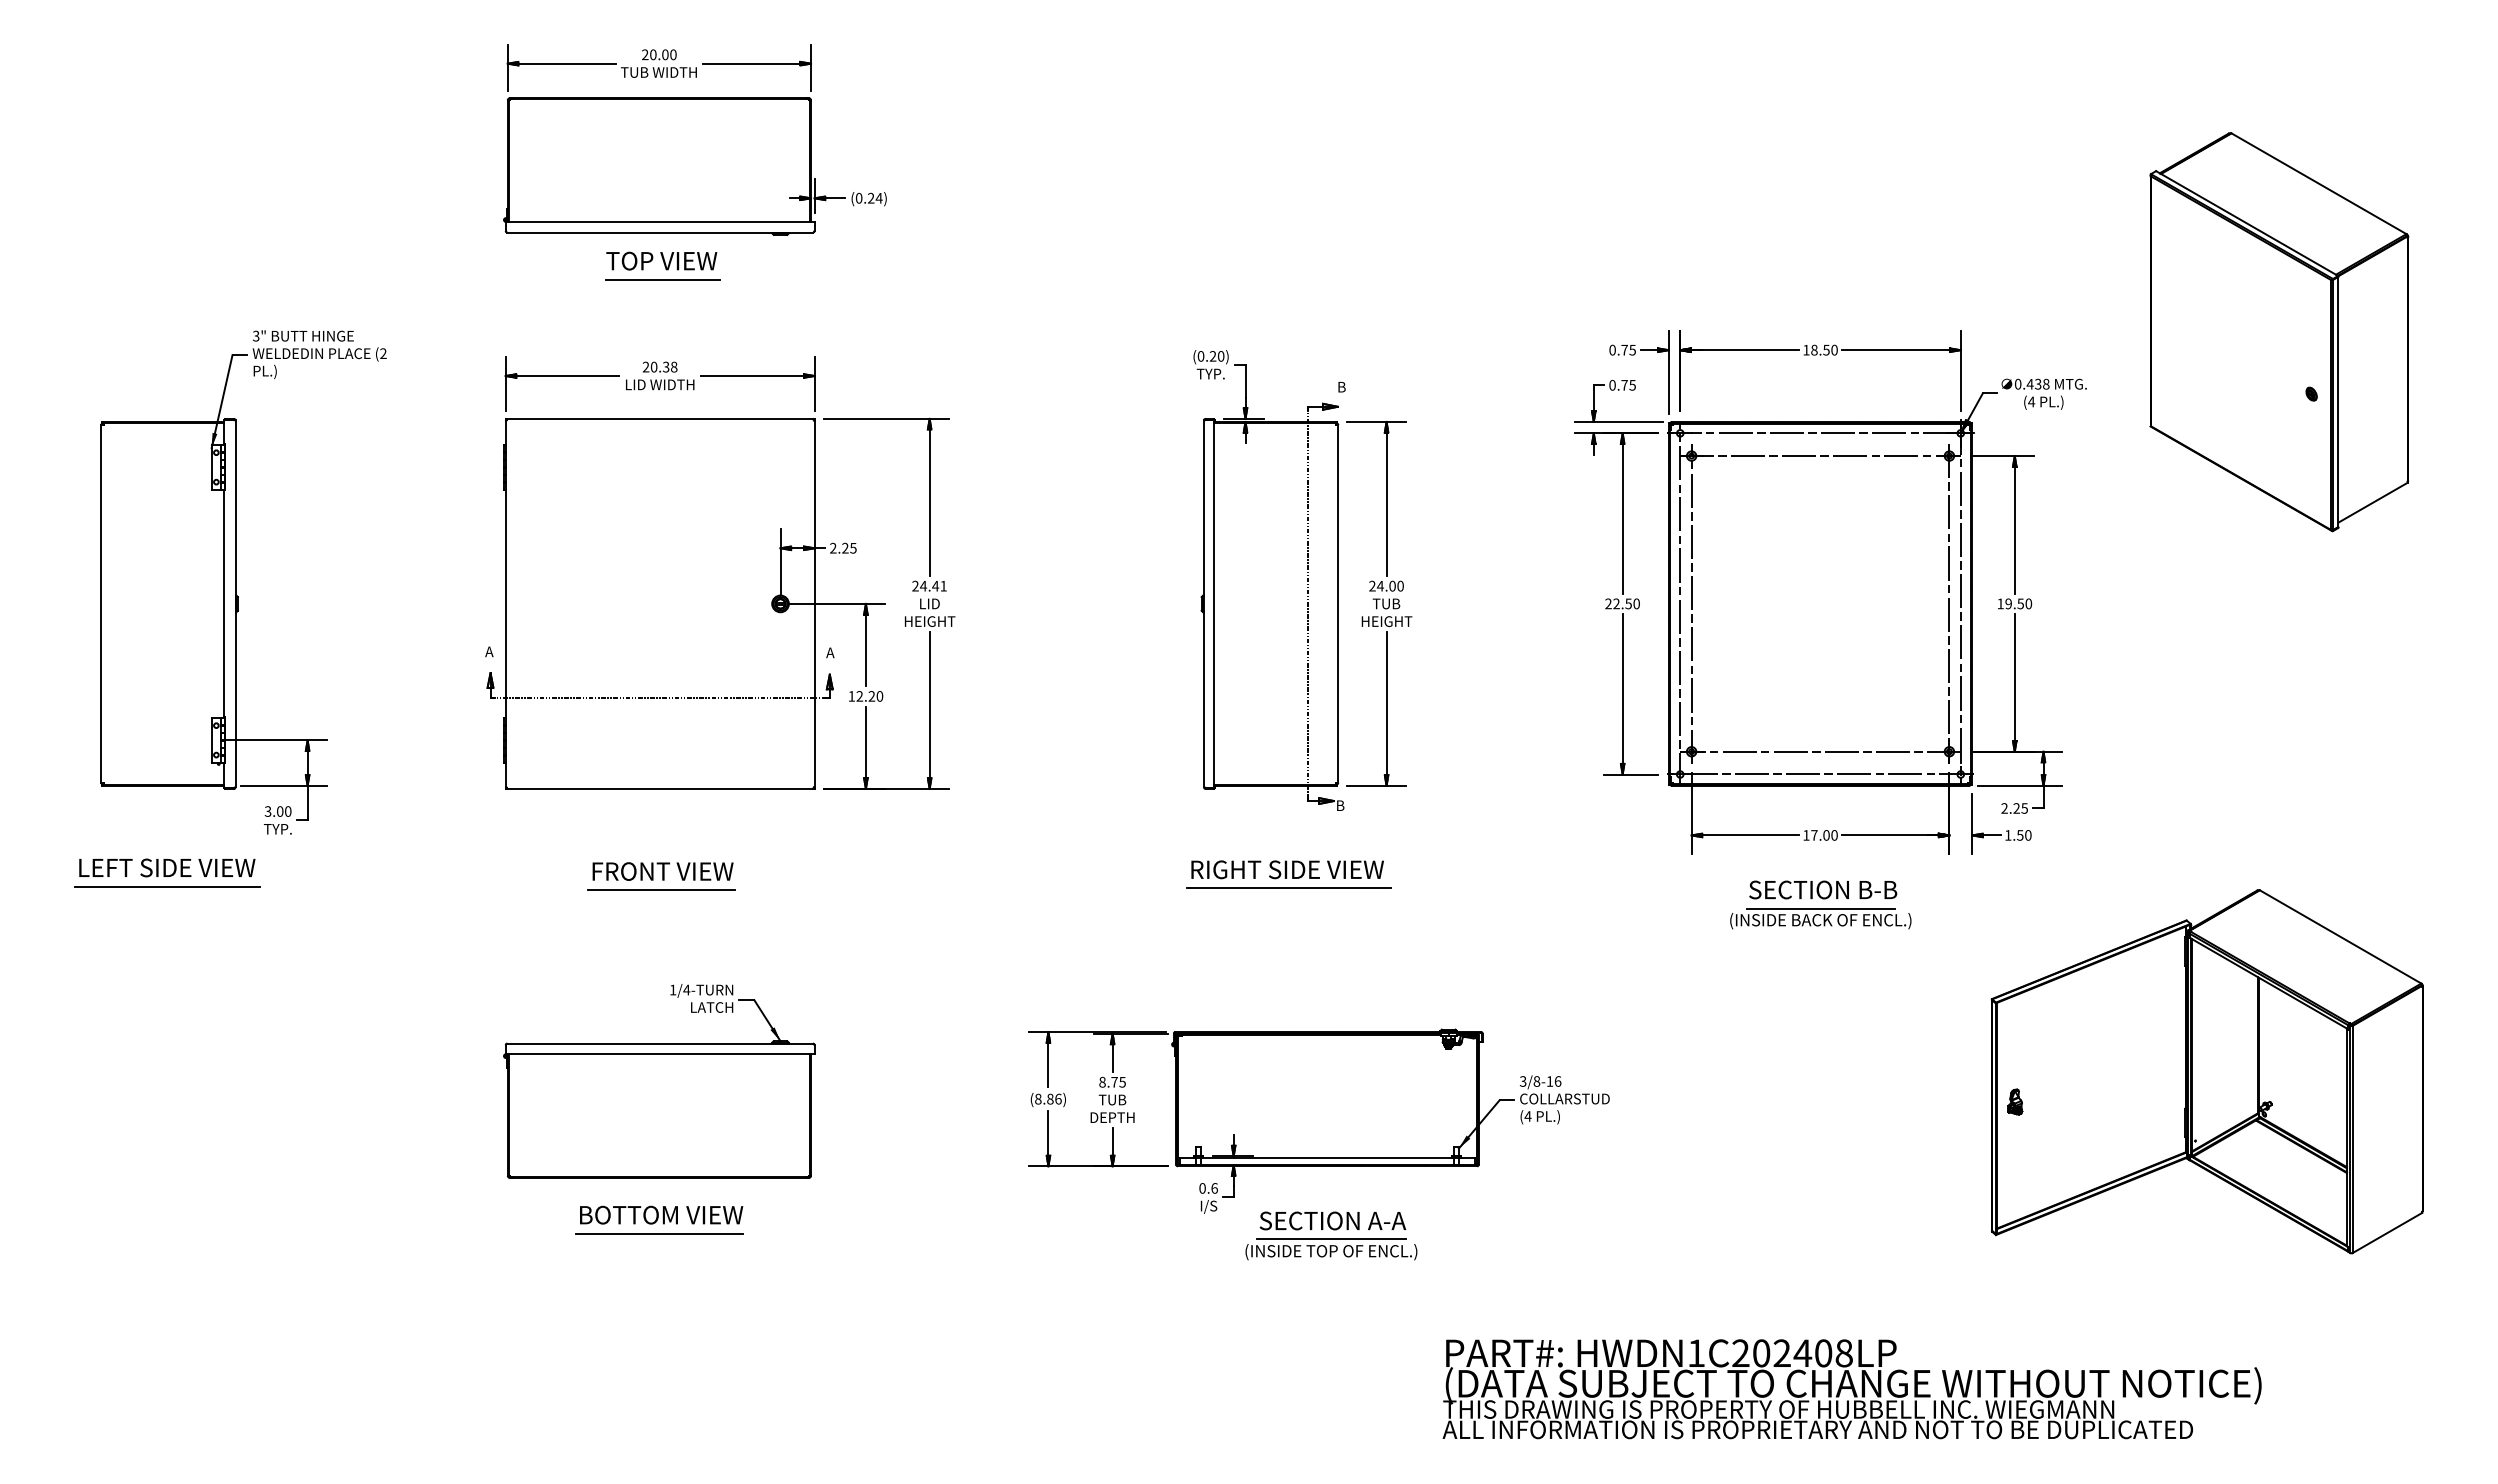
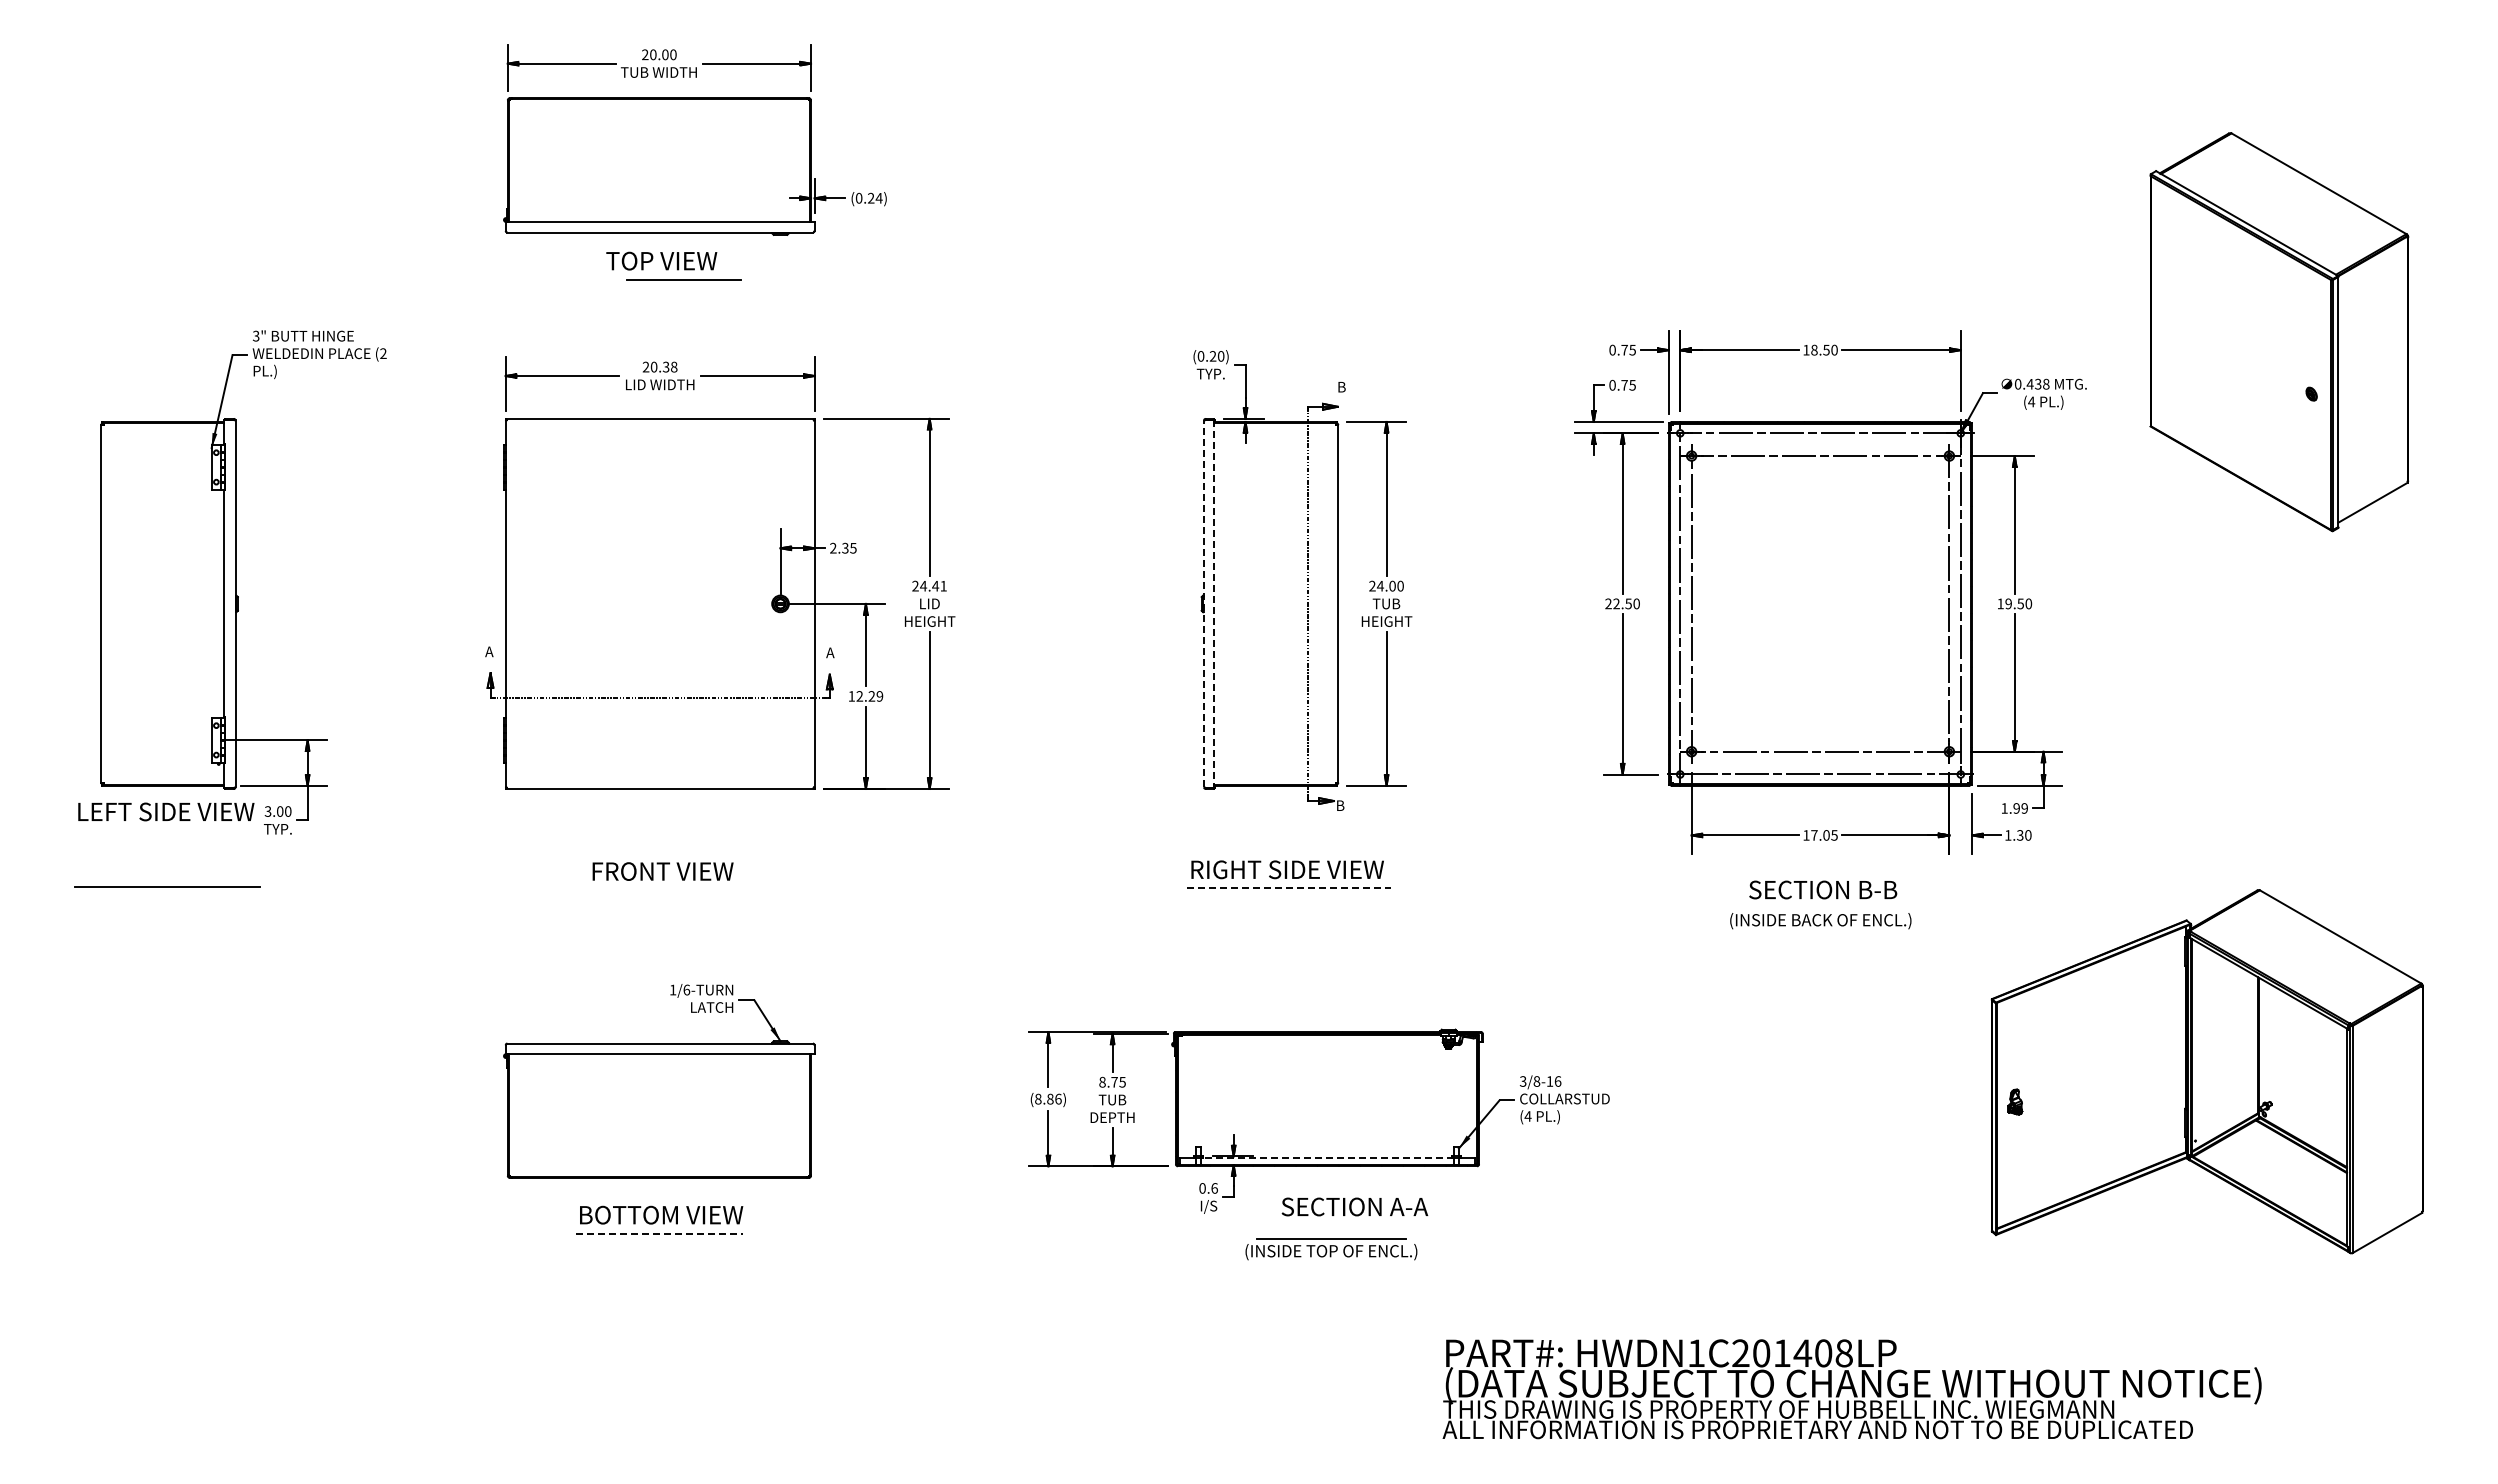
line position: (662, 279) -> (683, 279) (683, 279)
text: 2.25 -> 2.35 (845, 548)
line: solid -> dashed (1204, 603)
line: solid -> dashed (1214, 603)
text: 12.20 -> 12.29 (879, 696)
text: 2.25 -> 1.99 (2014, 808)
text: 1.50 -> 1.30 (2020, 834)
text: 17.00 -> 17.05 (1834, 835)
text position: (167, 867) -> (166, 811) (166, 811)
line: solid -> dashed (1289, 888)
line: present -> none (661, 889)
line: present -> none (1820, 908)
text: 1/4-TURN -> 1/6-TURN (686, 989)
line: solid -> dashed (1327, 1157)
text position: (1332, 1220) -> (1354, 1206) (1354, 1206)
line: solid -> dashed (659, 1233)
text: HWDN1C202408LP -> HWDN1C201408LP (1781, 1352)
